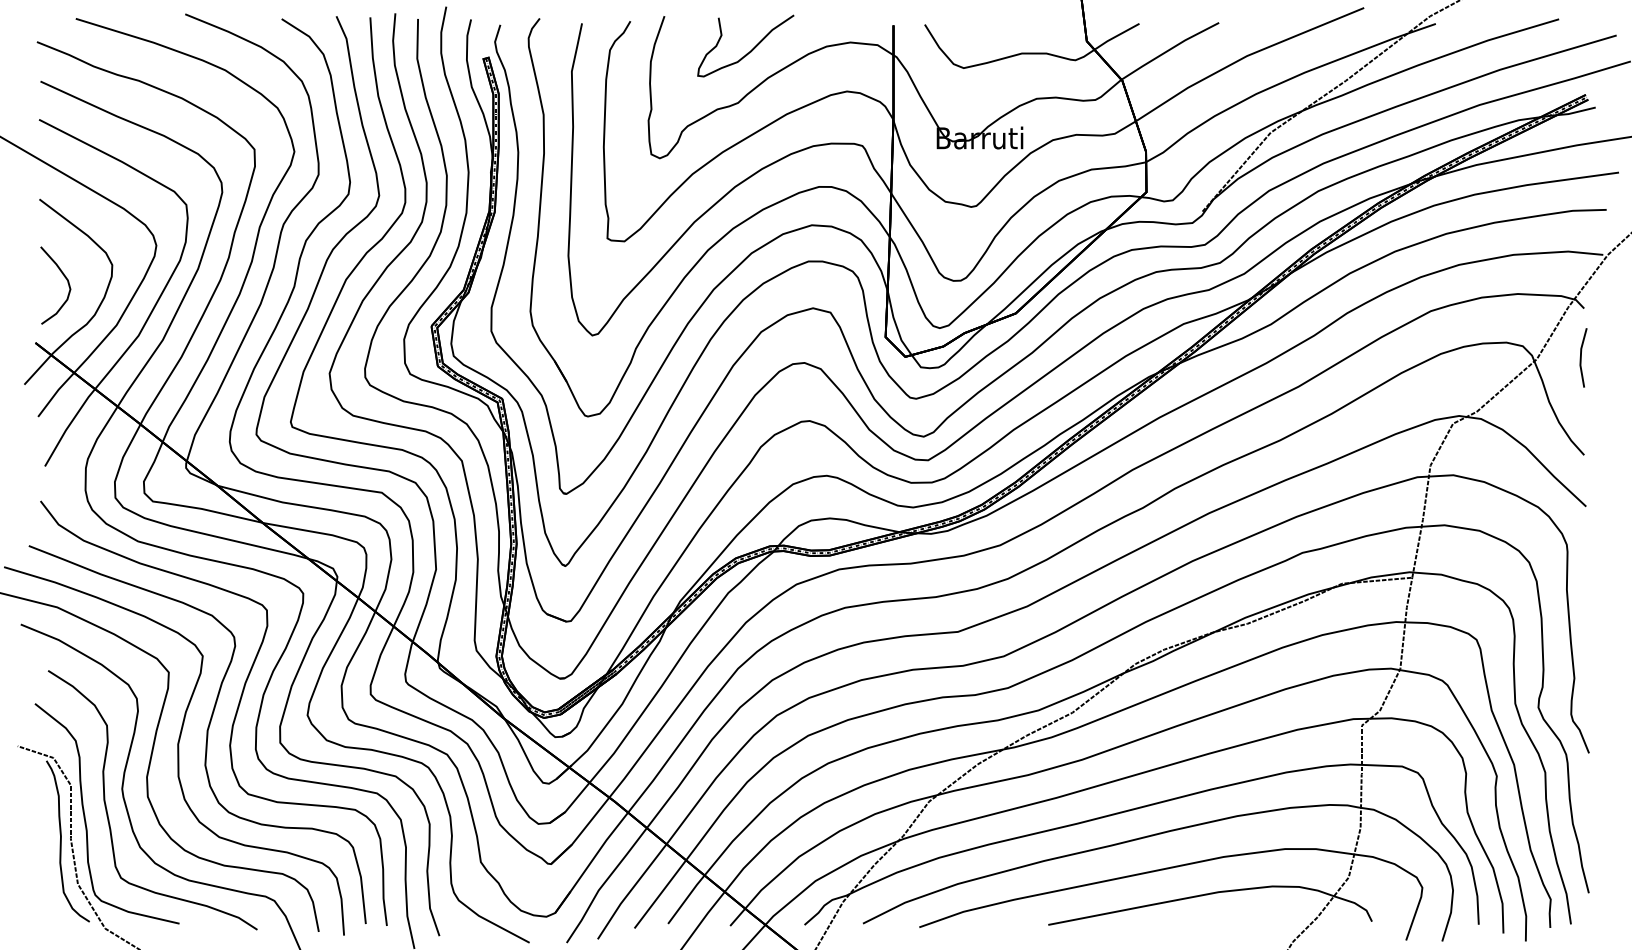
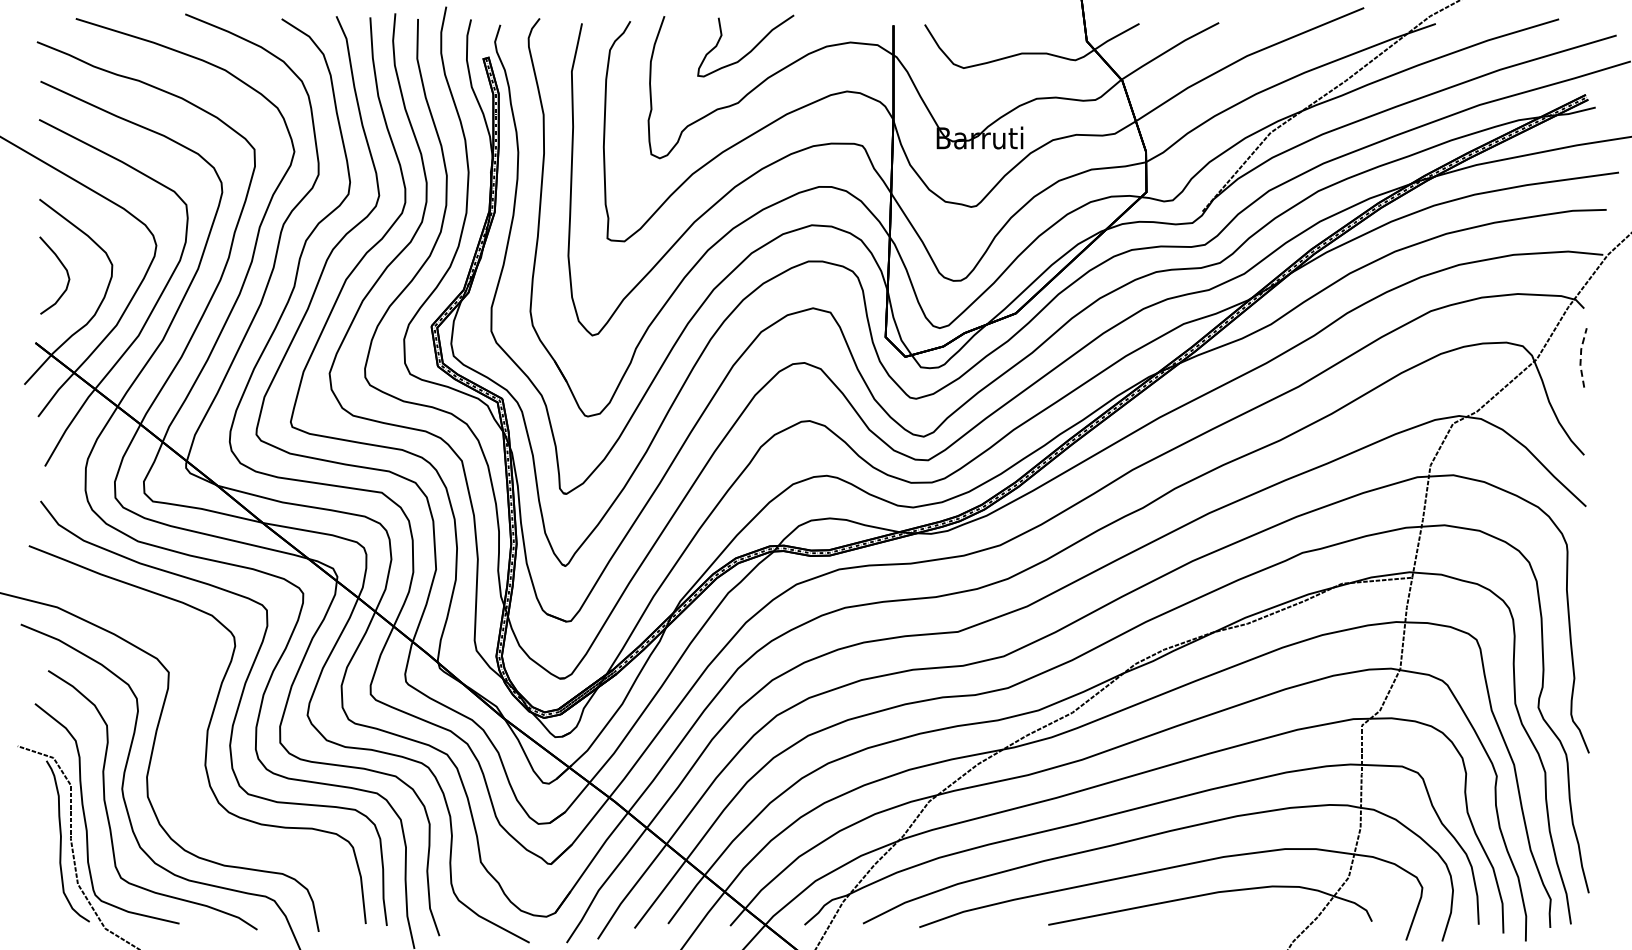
curve position: (64, 277) -> (63, 267) (63, 267)
line: solid -> dashed (1580, 357)
curve: present -> none (177, 750)
